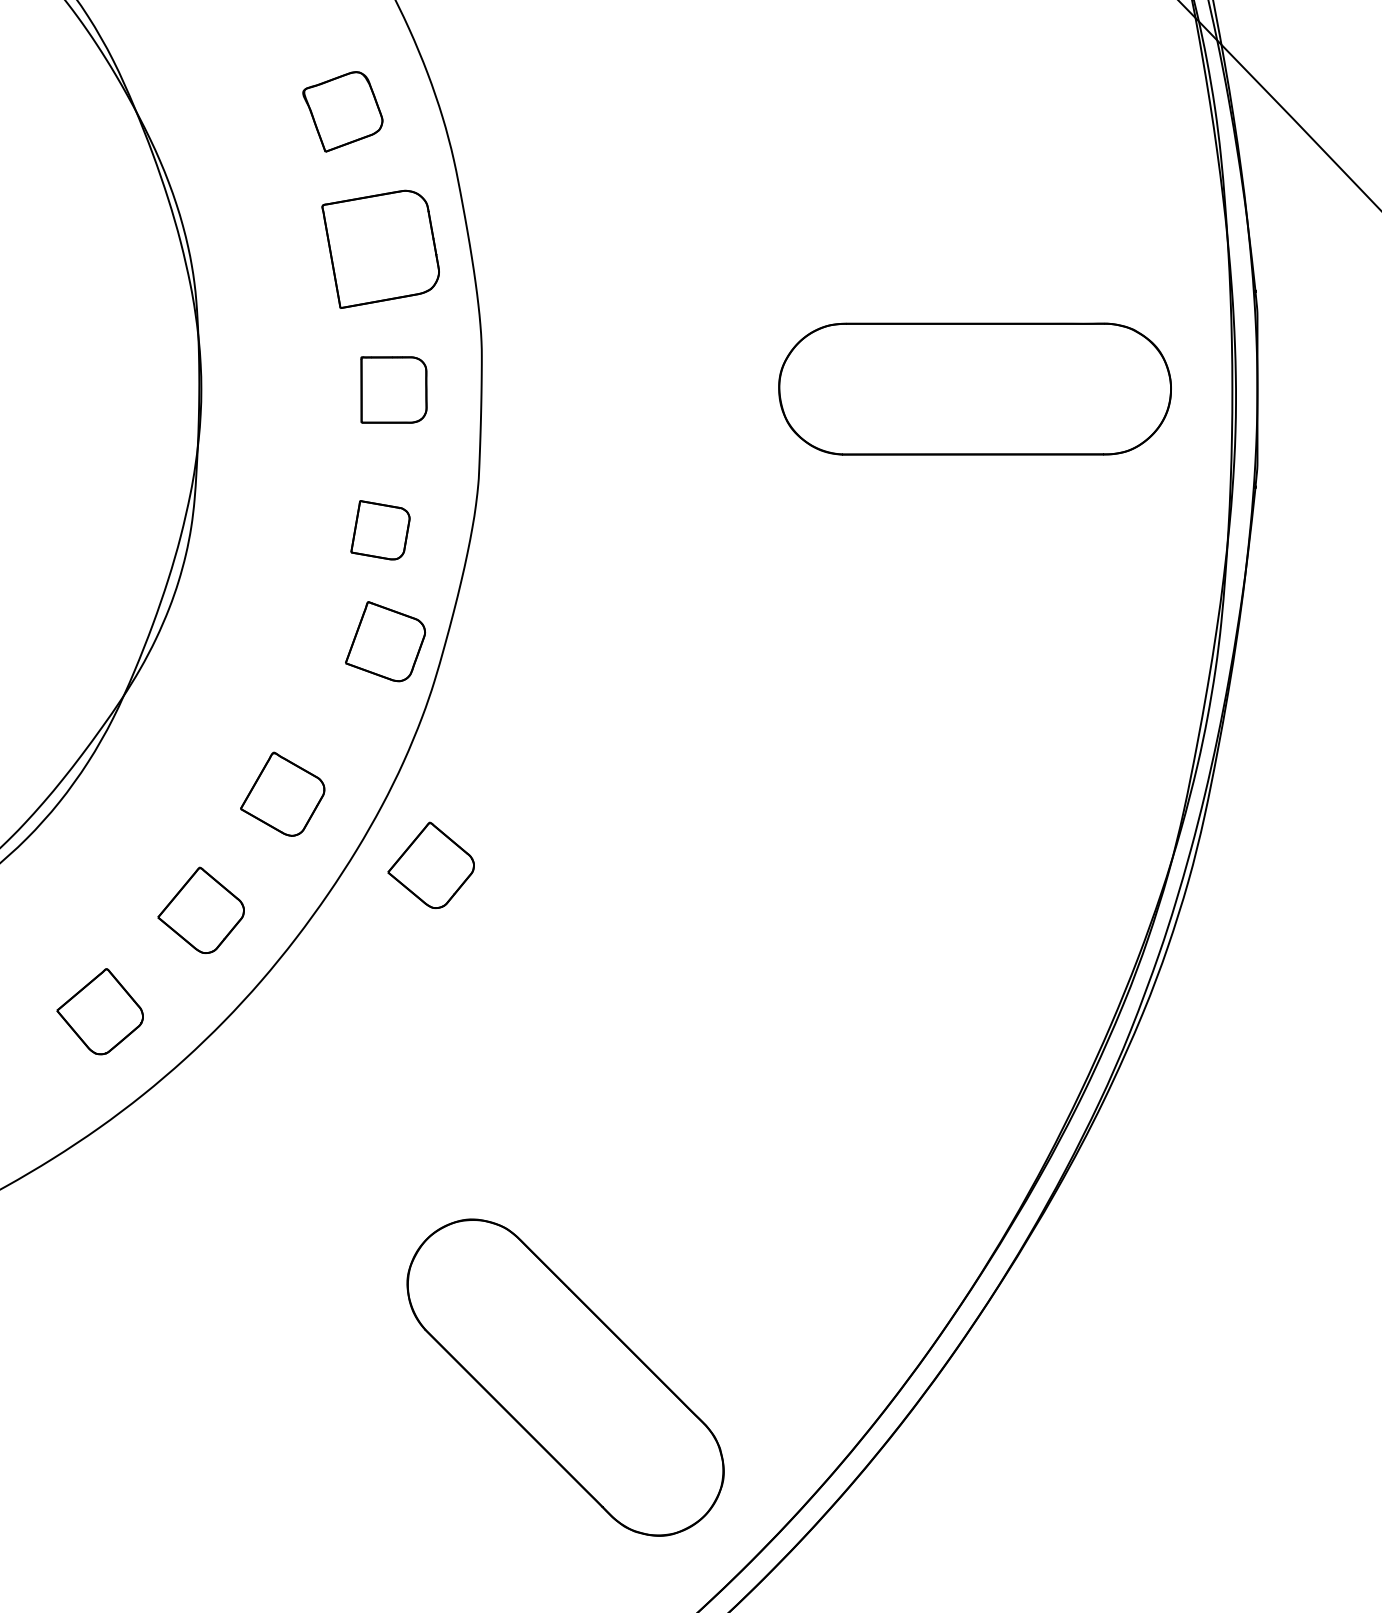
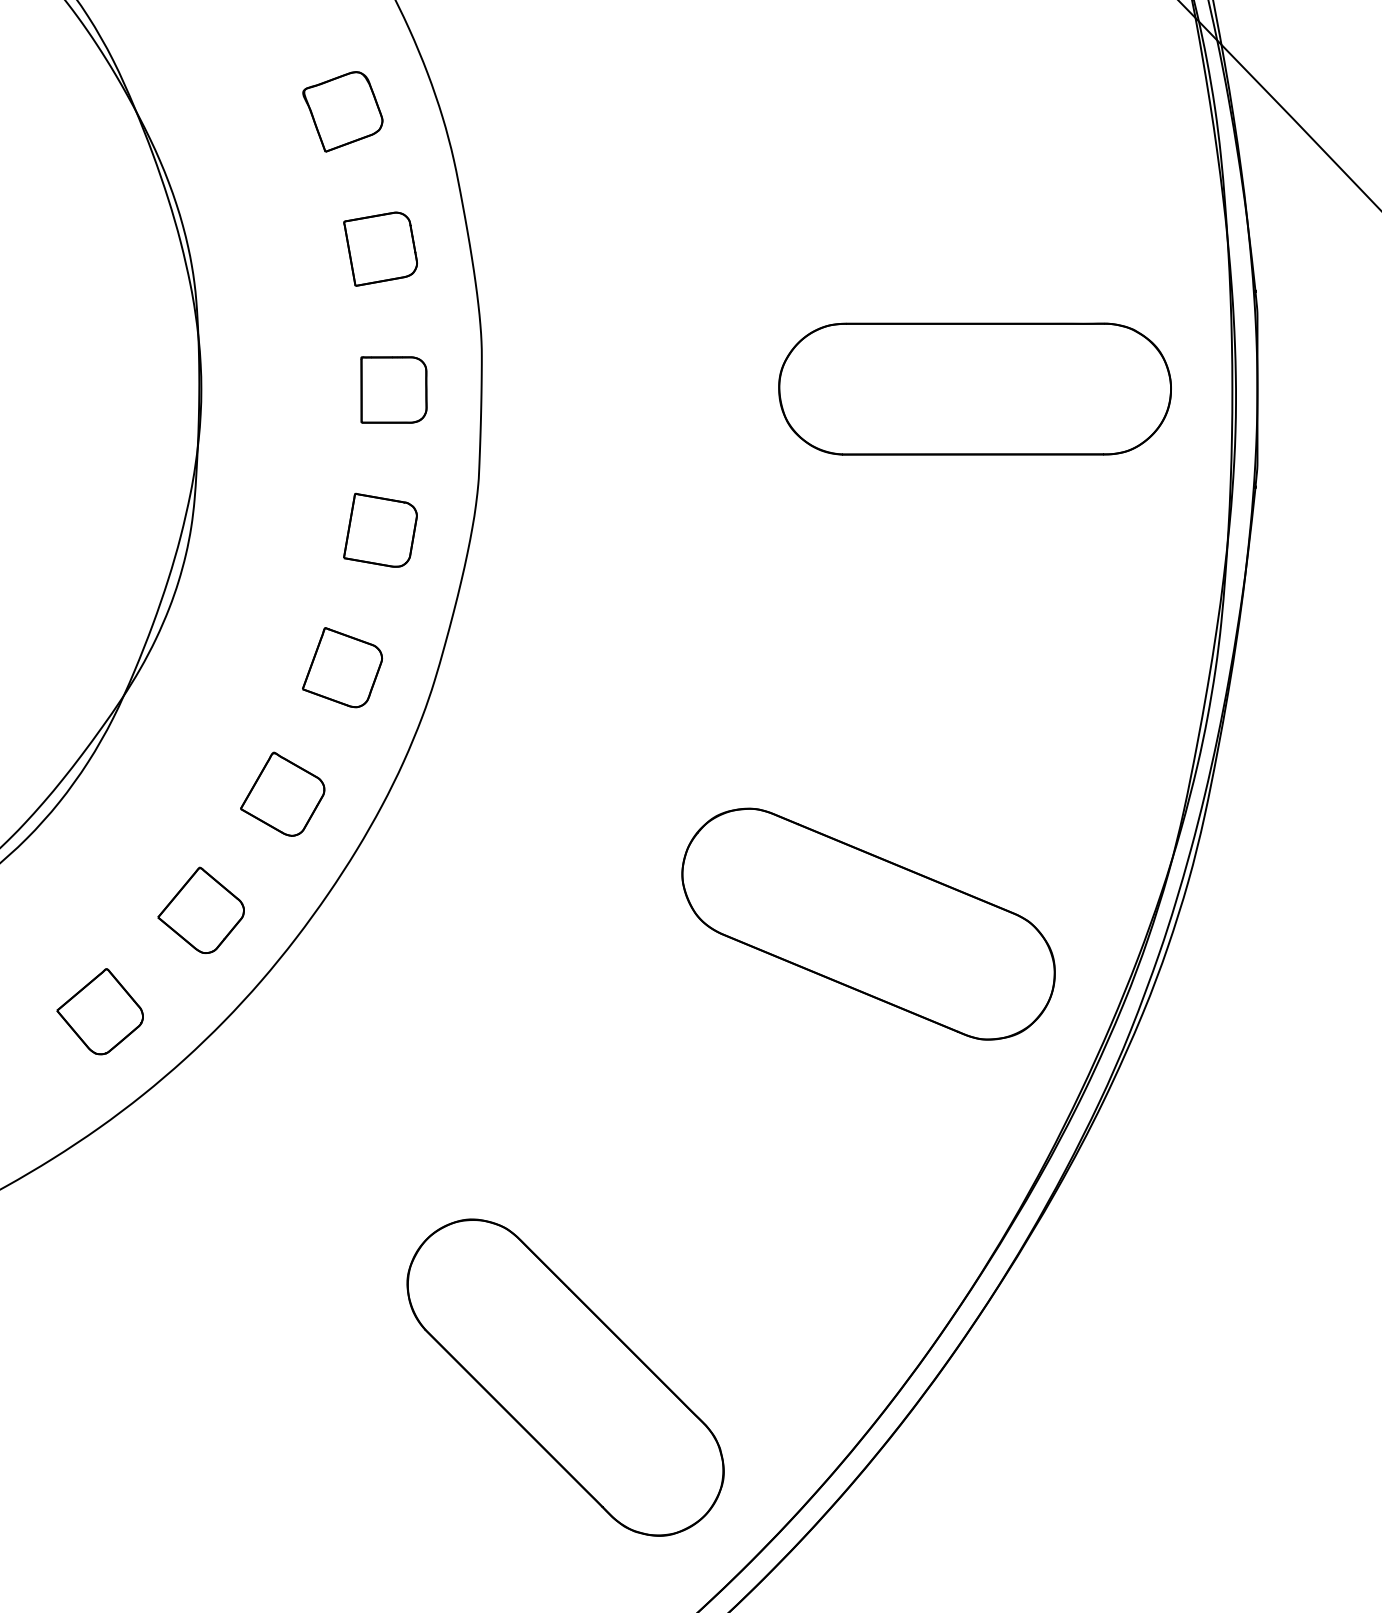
part size: 119x120 px -> 75x76 px (380, 248)
part size: 61x61 px -> 75x76 px (380, 529)
part position: (385, 641) -> (342, 667) (342, 667)
part: present -> none (430, 864)
part: none -> present (868, 923)
